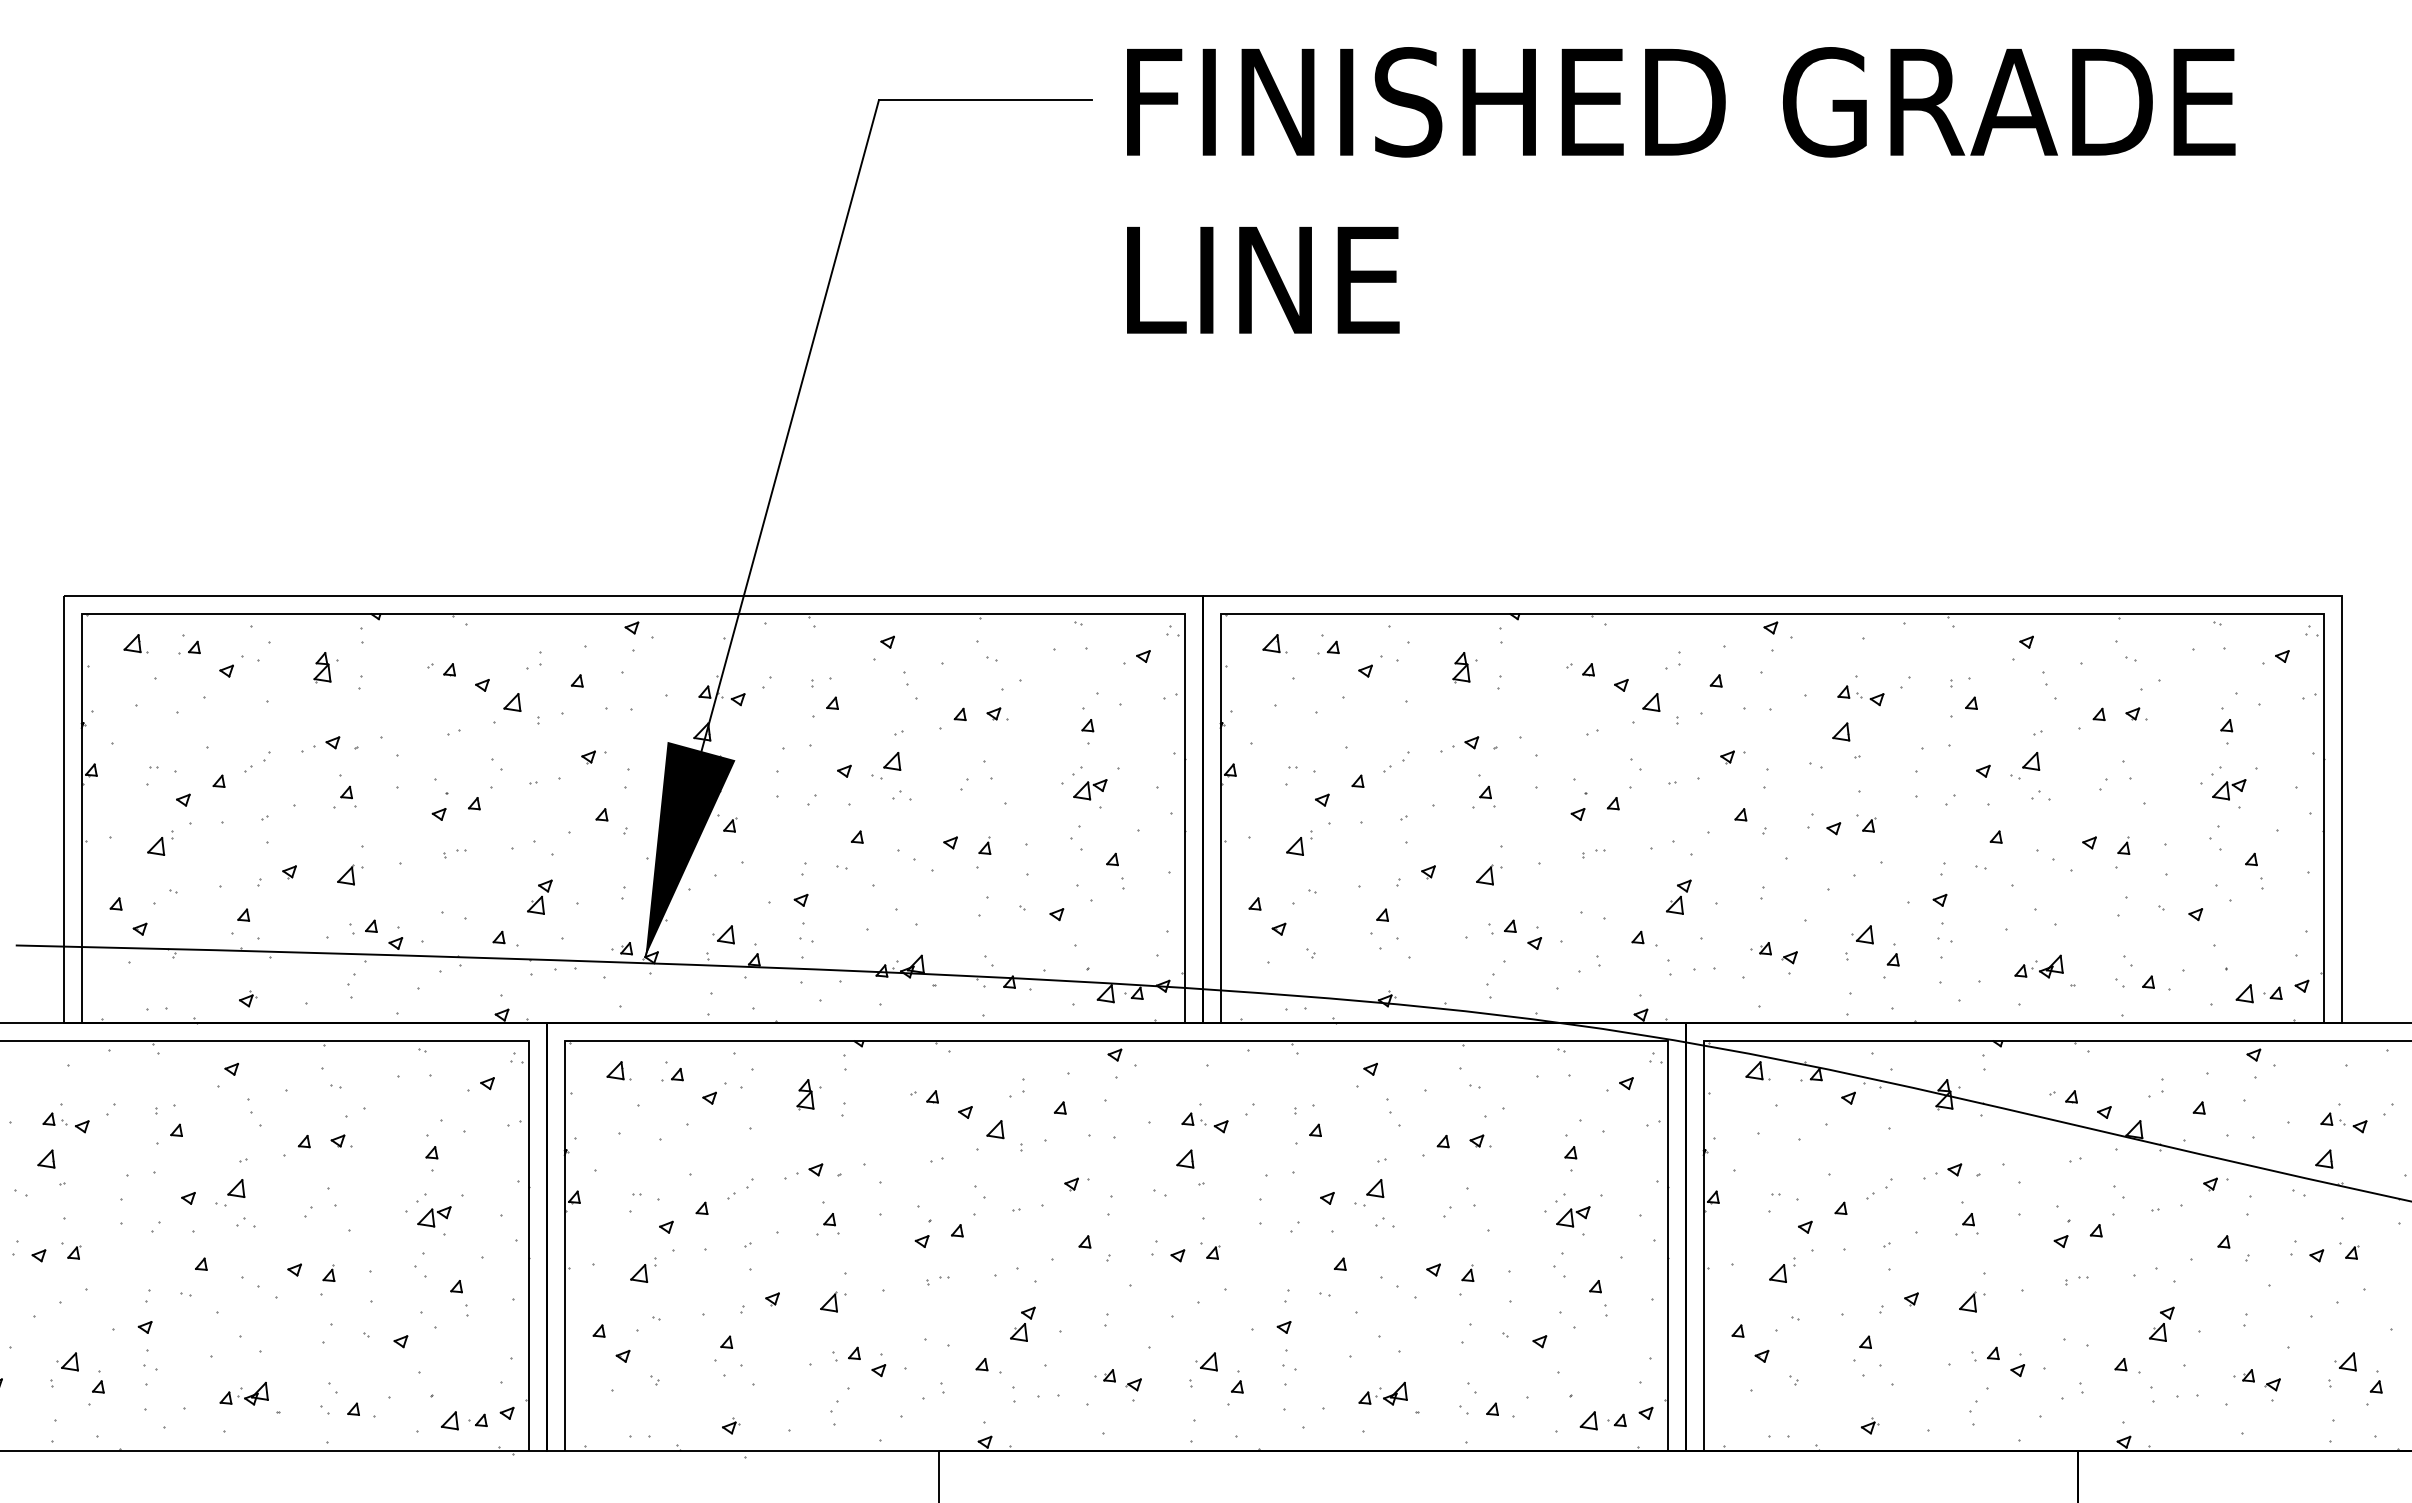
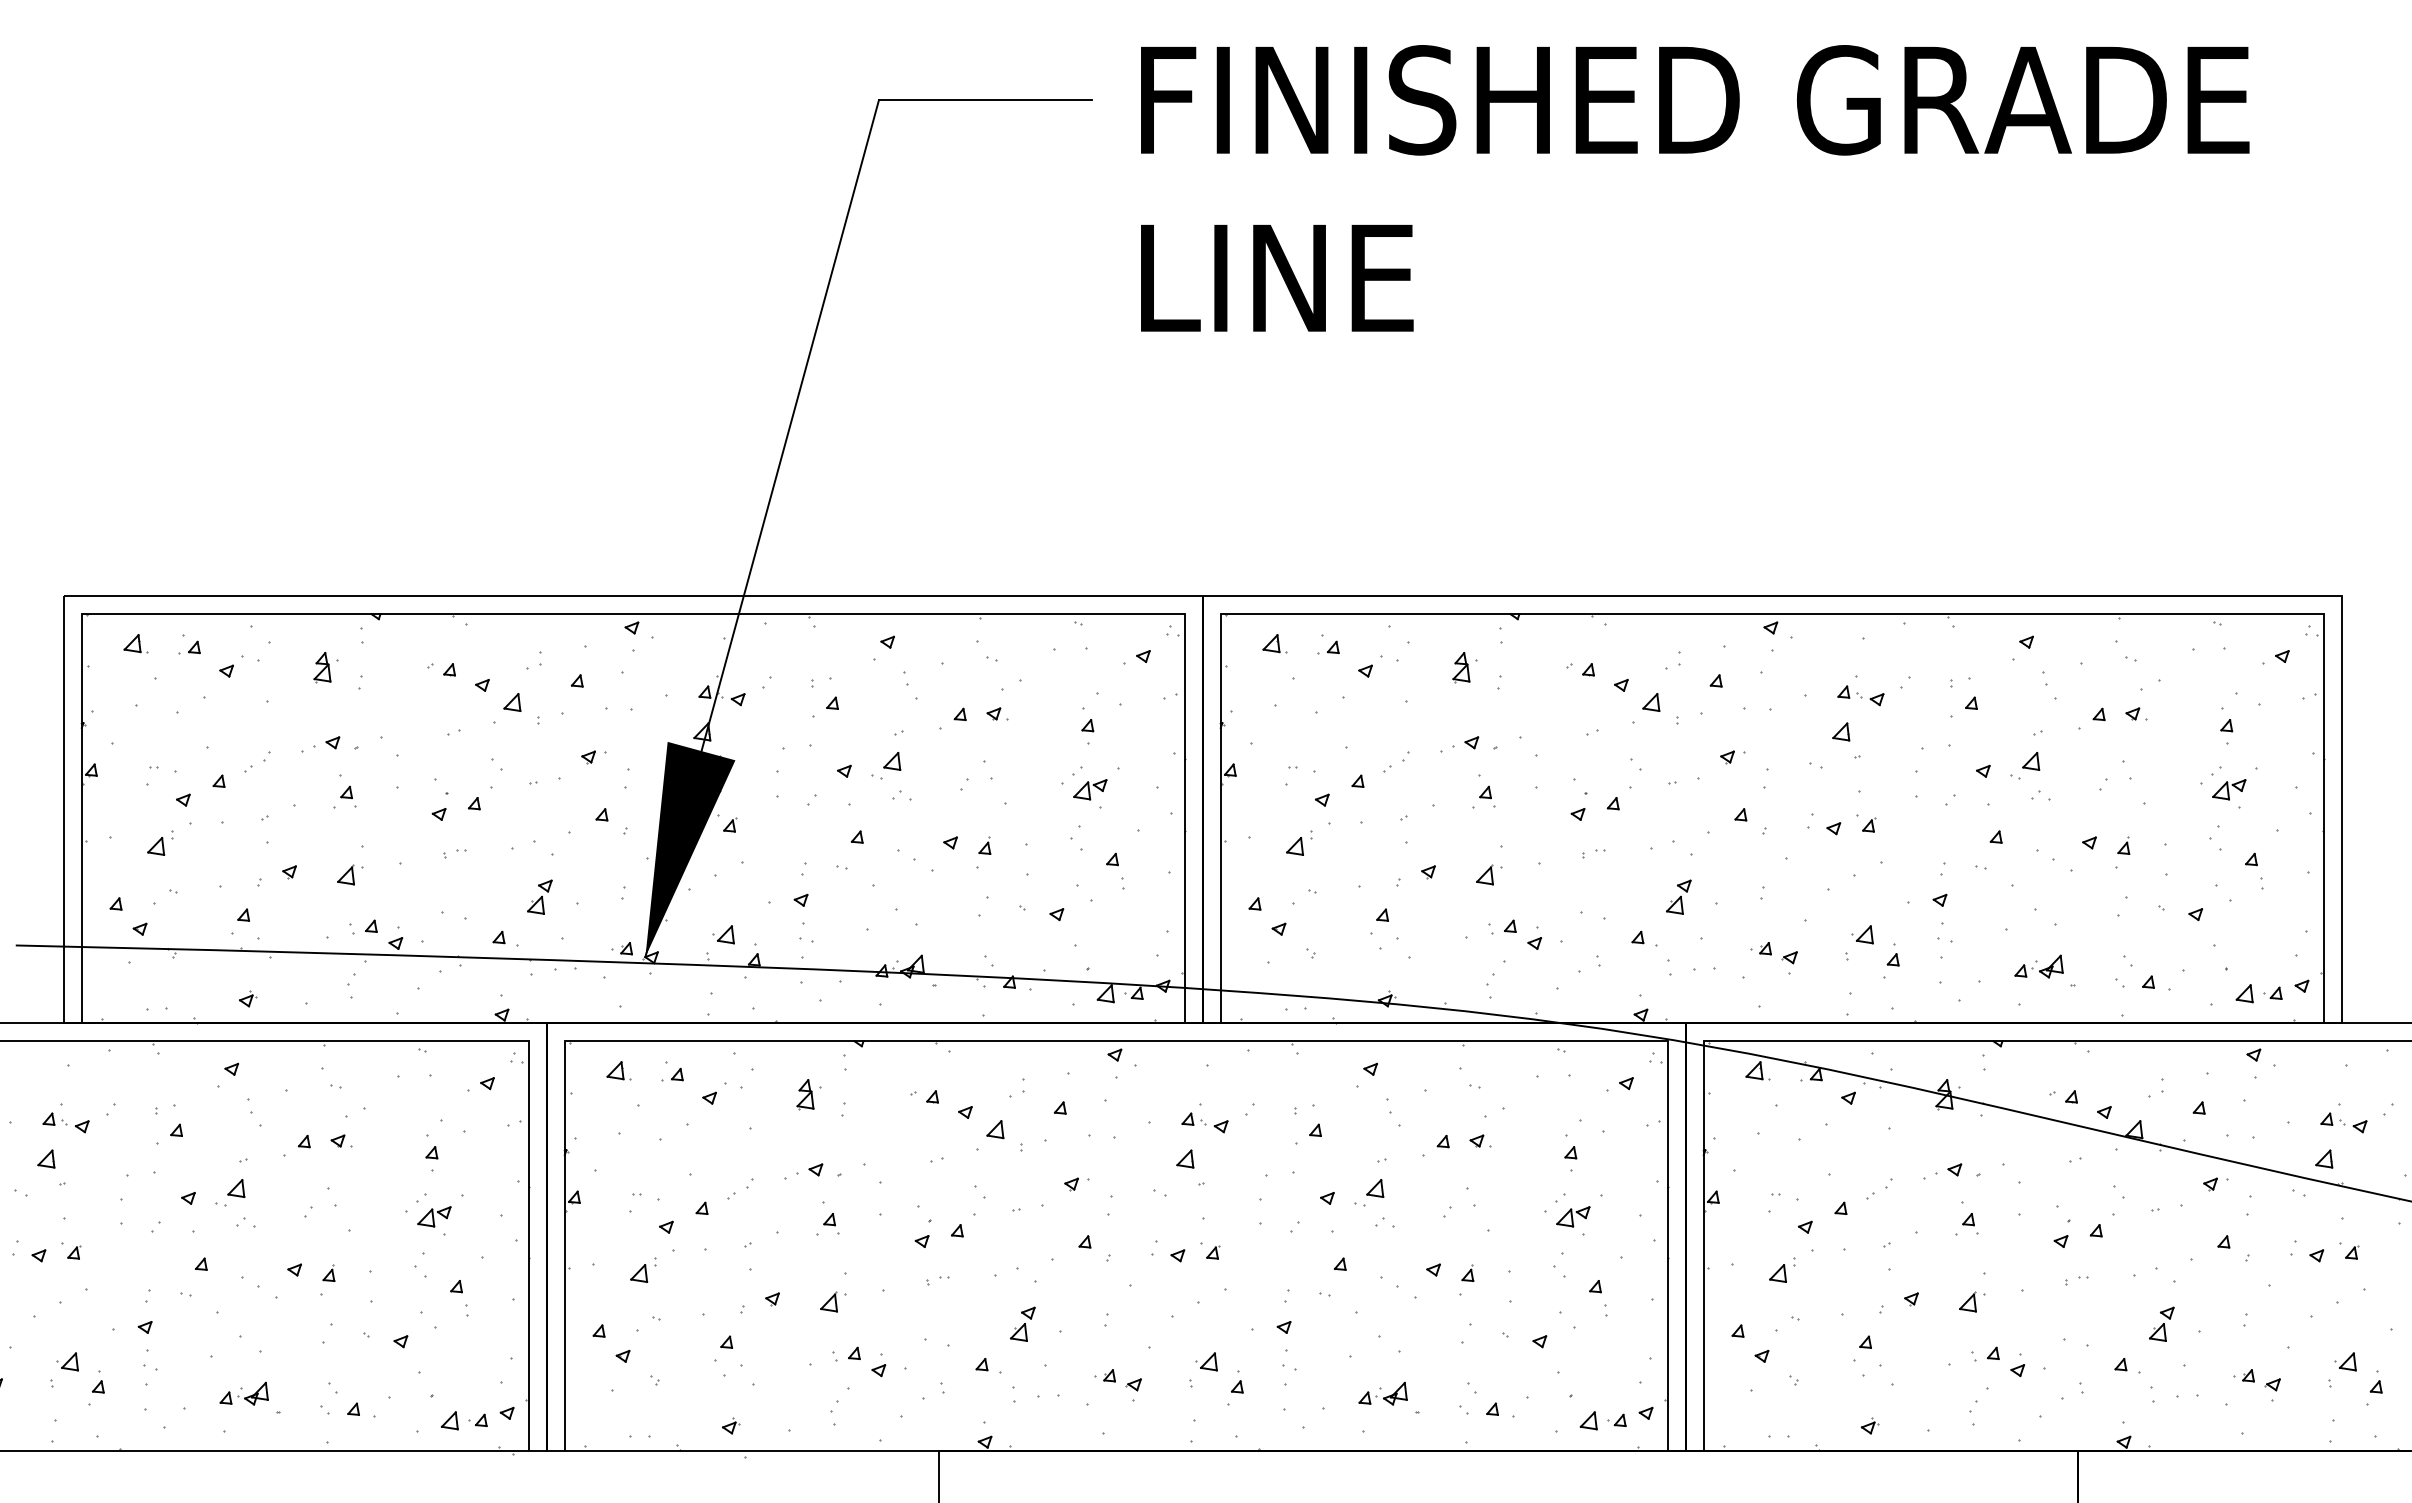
text position: (1681, 190) -> (1695, 188) (1695, 188)
